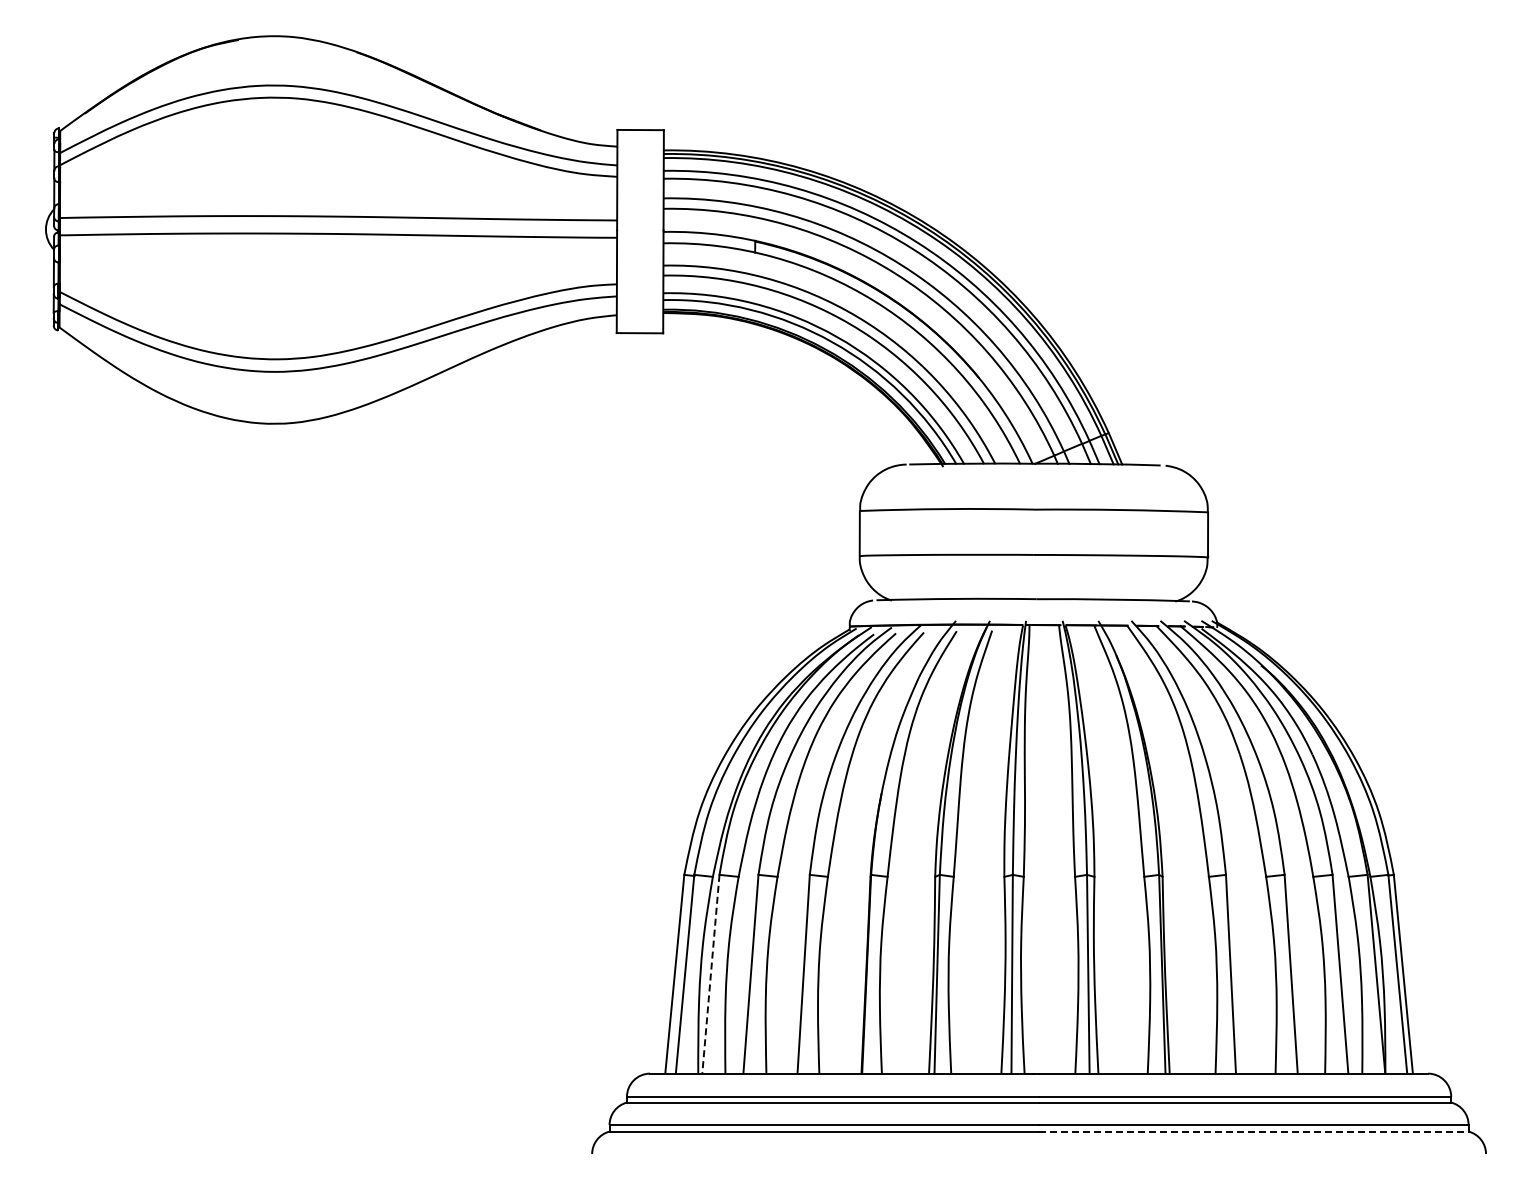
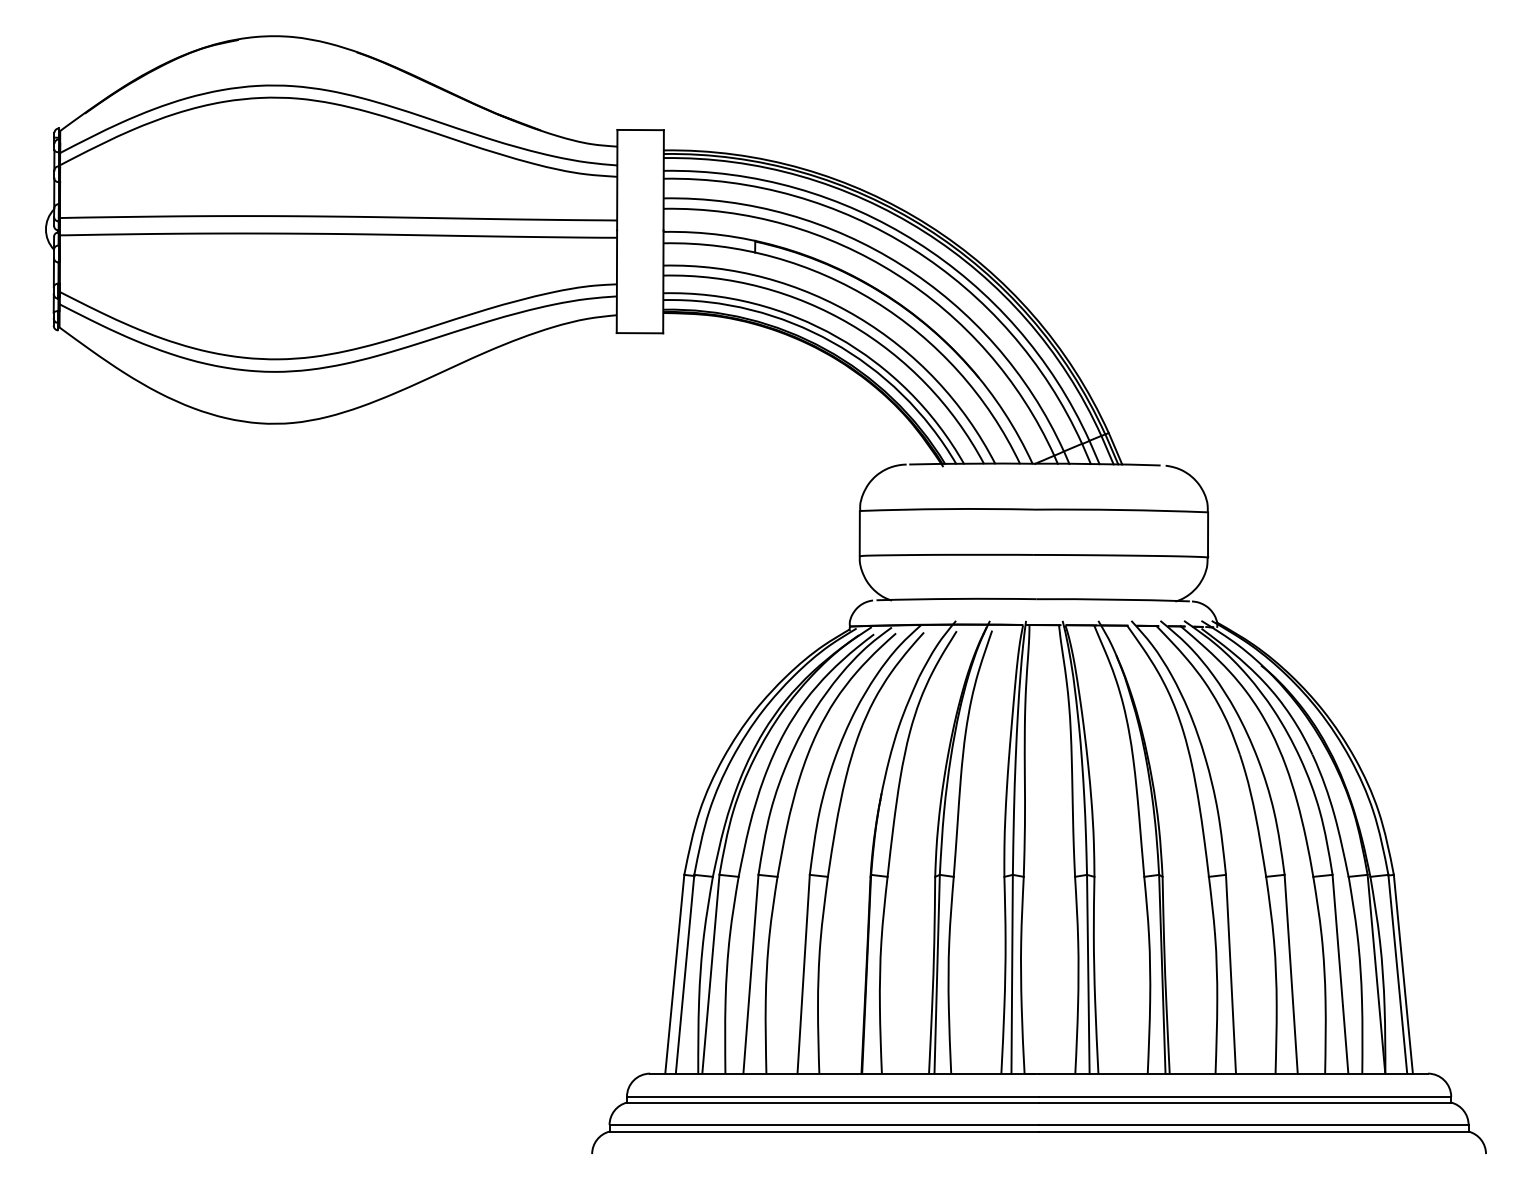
line: dashed -> solid (710, 974)
line: dashed -> solid (1253, 1131)
